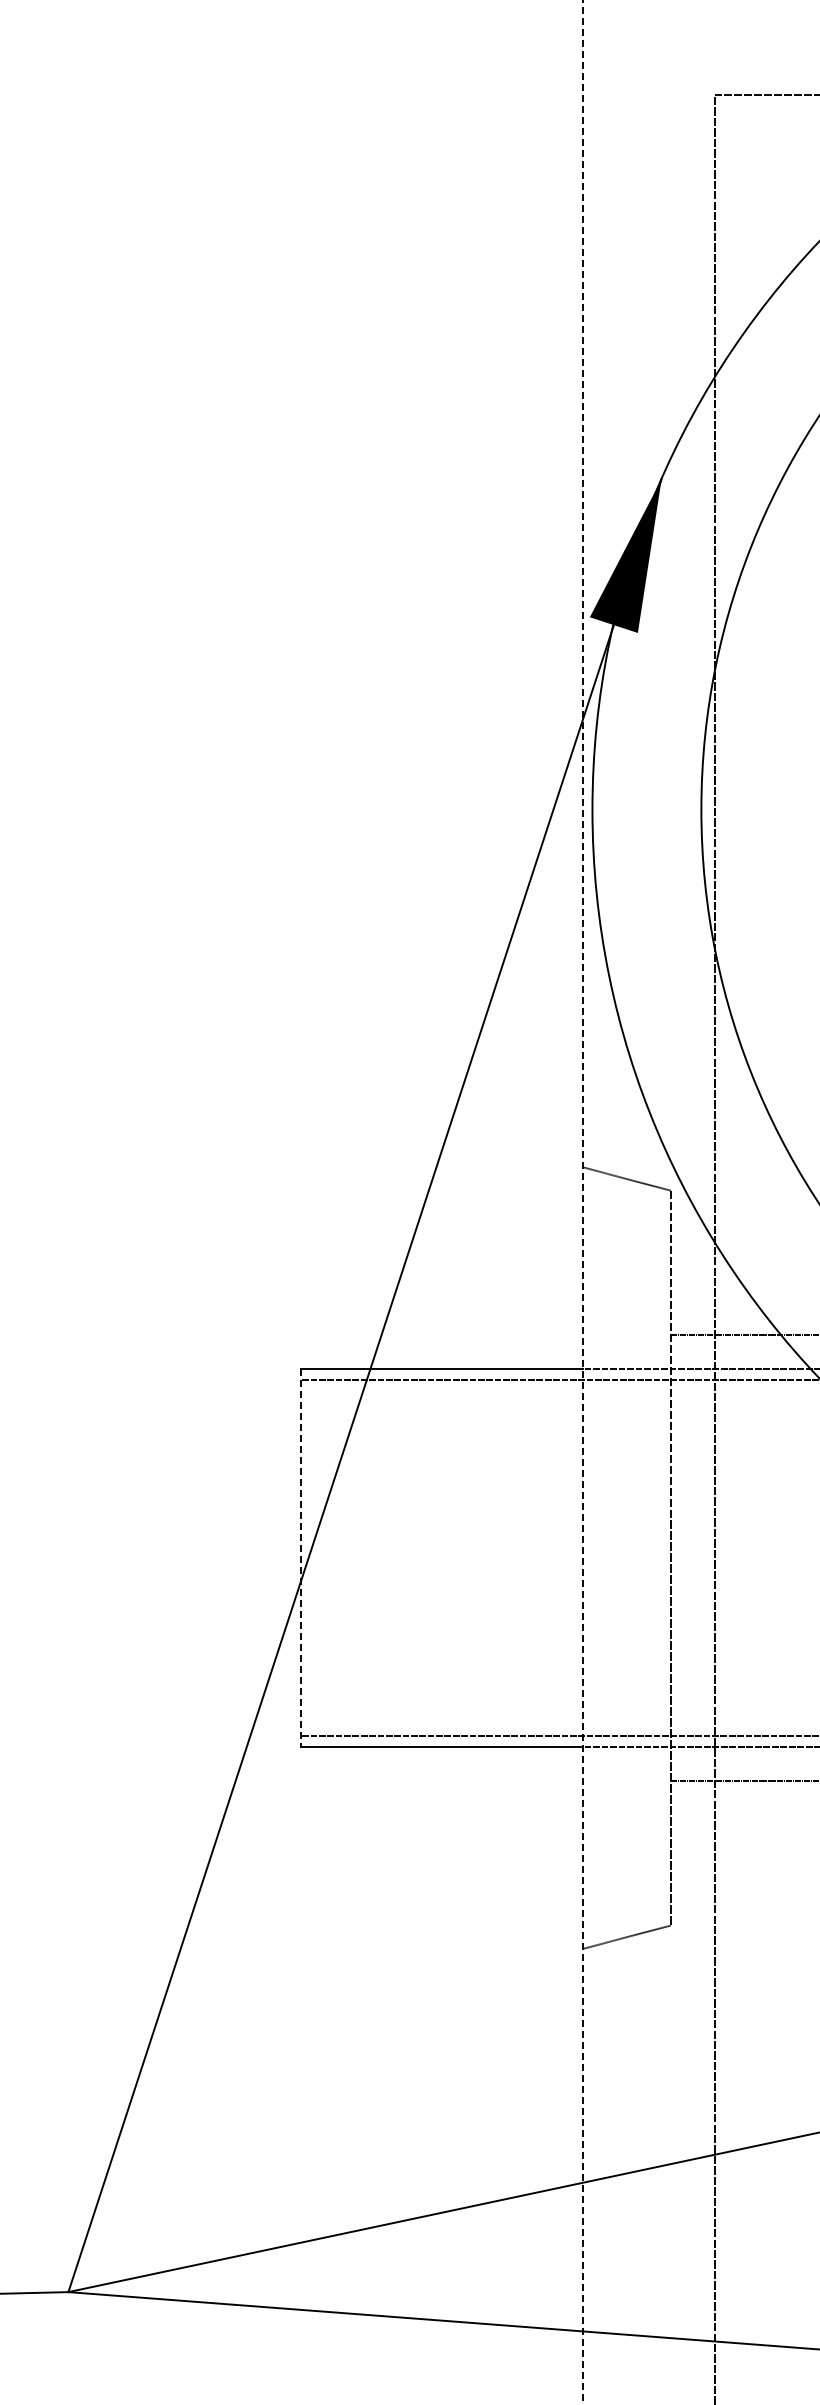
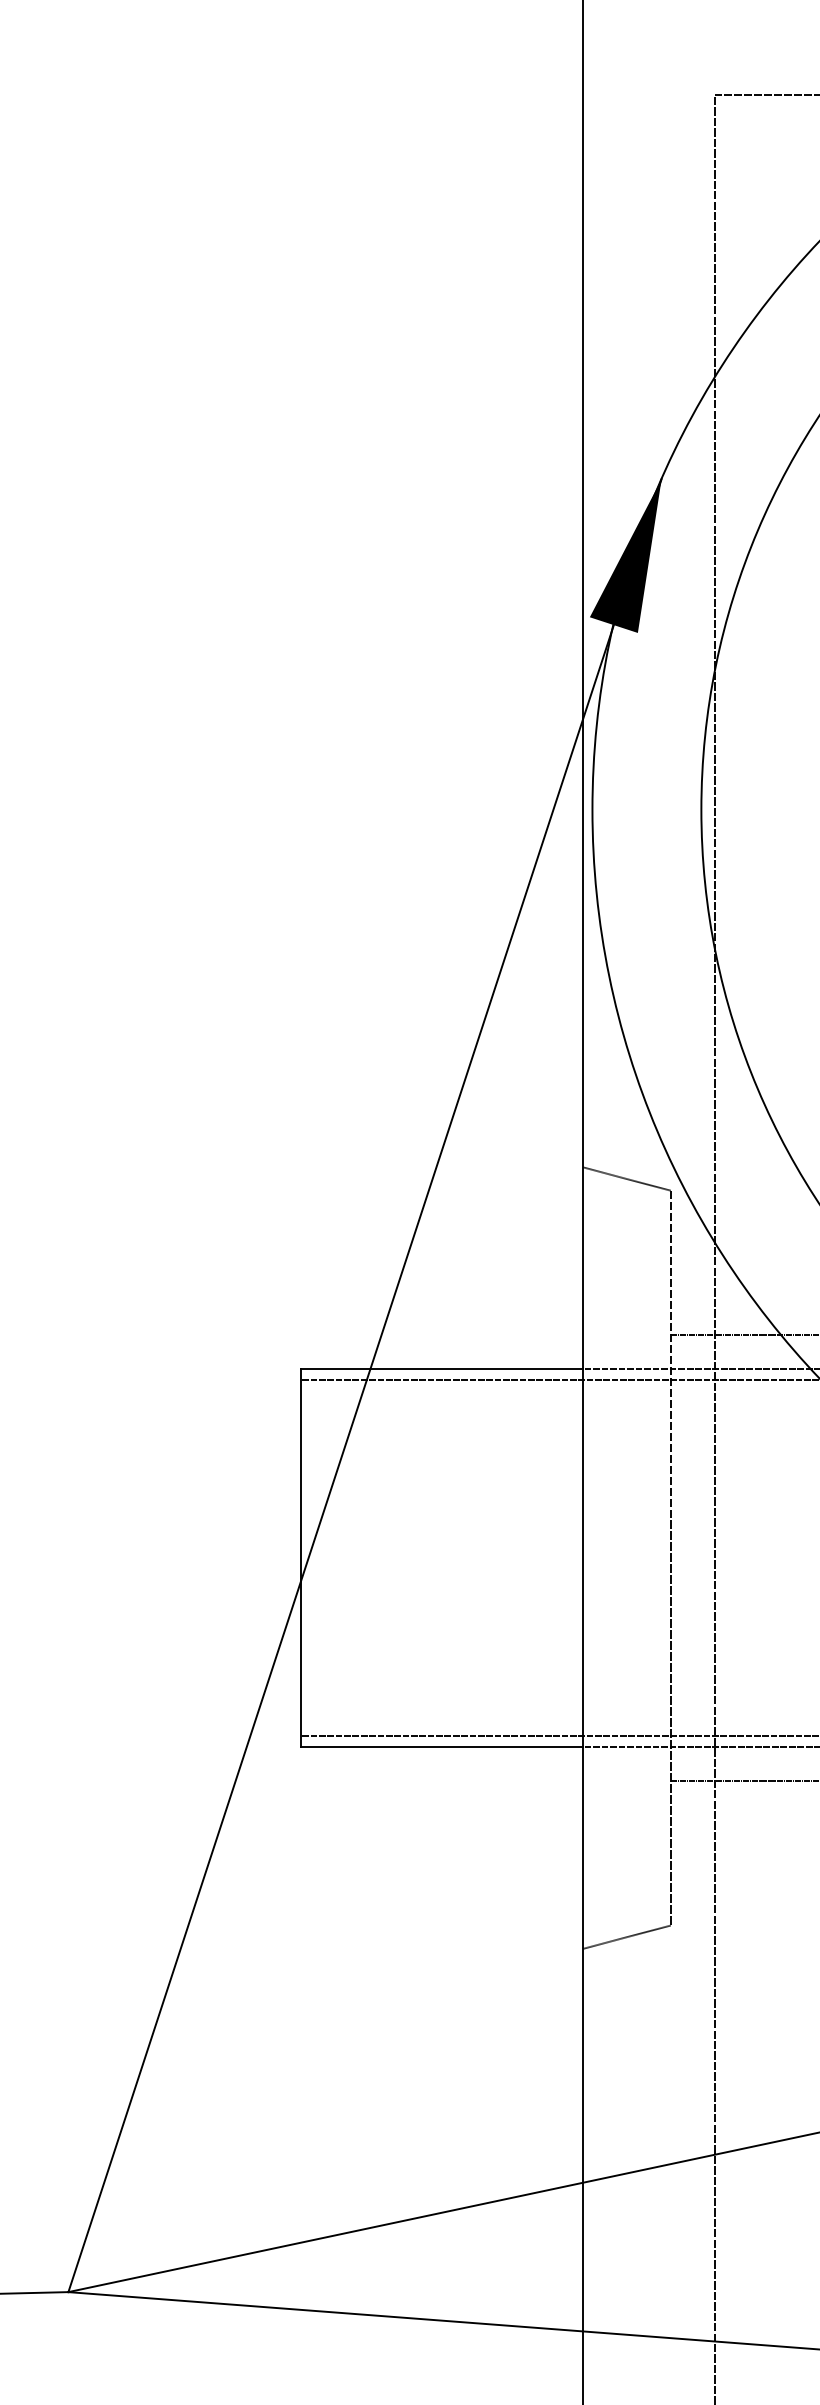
line: dashed -> solid (582, 1202)
line: dashed -> solid (300, 1558)
